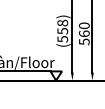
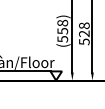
text: 560 -> 528 (84, 29)
